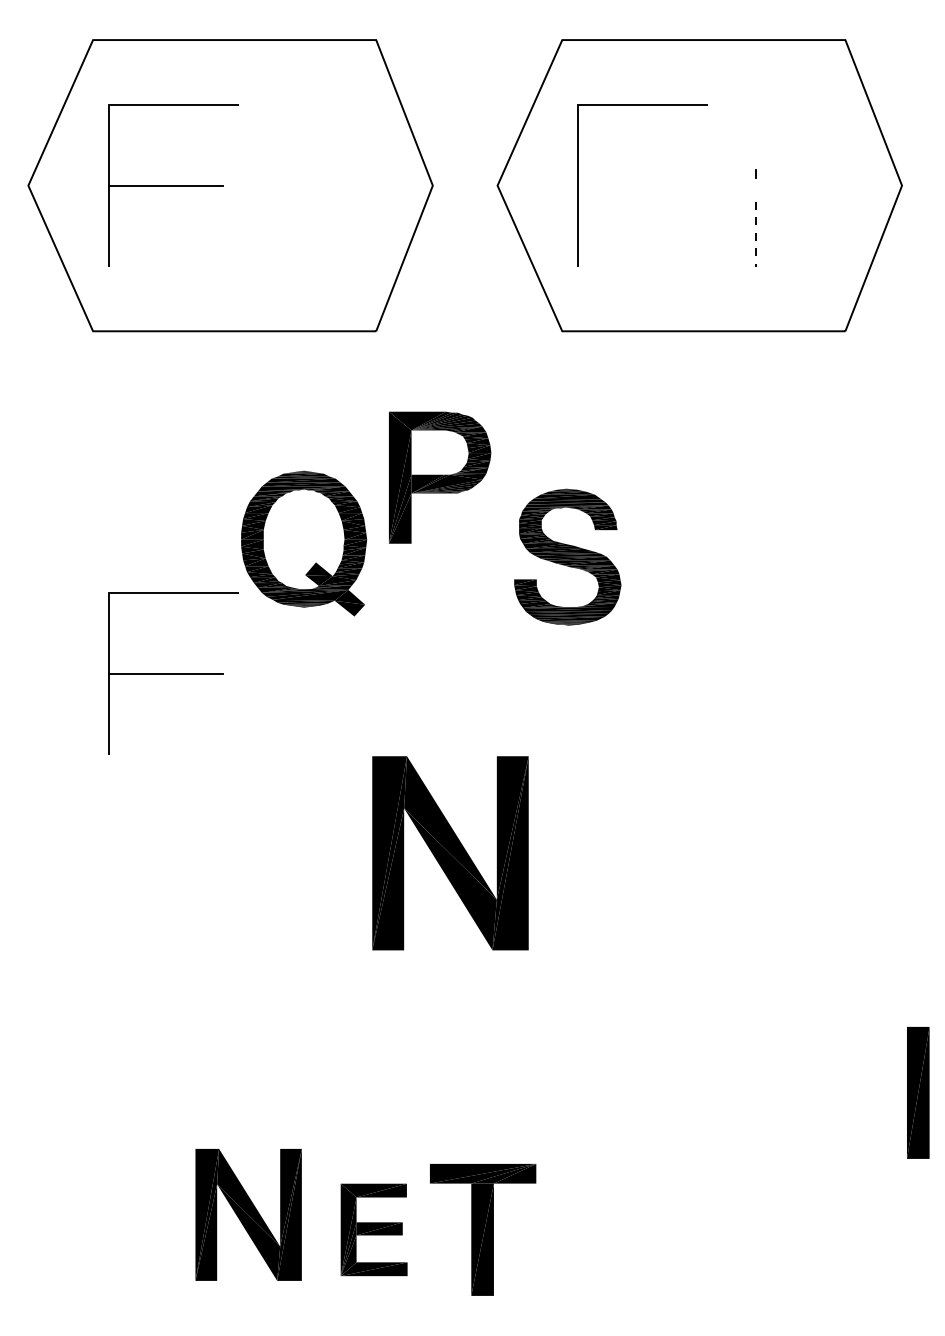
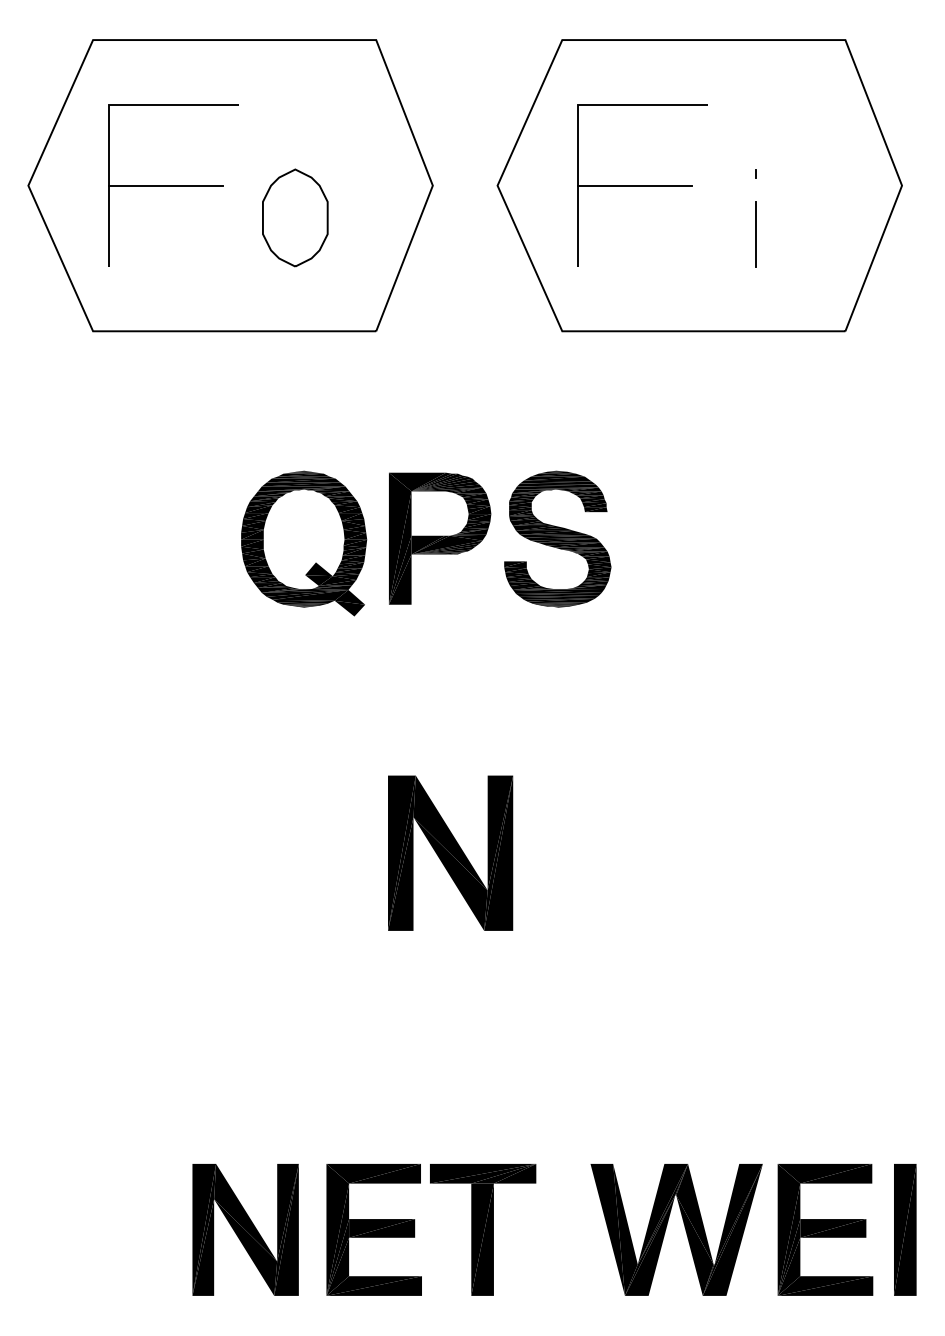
line: none -> present (634, 185)
part: none -> present (295, 217)
line: dashed -> solid (756, 234)
part position: (440, 477) -> (440, 538) (440, 538)
part position: (567, 556) -> (557, 538) (557, 538)
part: present -> none (173, 673)
part size: 157x195 px -> 126x156 px (450, 852)
part position: (918, 1092) -> (905, 1229) (905, 1229)
part position: (248, 1214) -> (245, 1229) (245, 1229)
part: none -> present (684, 1227)
part size: 68x94 px -> 96x132 px (373, 1229)
part: none -> present (825, 1229)
